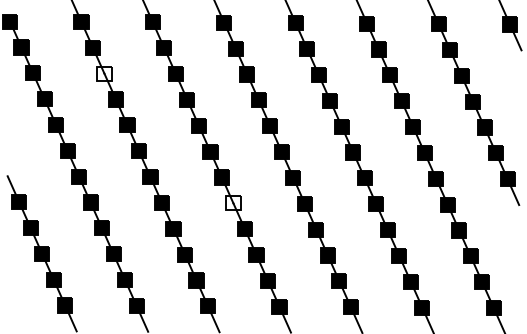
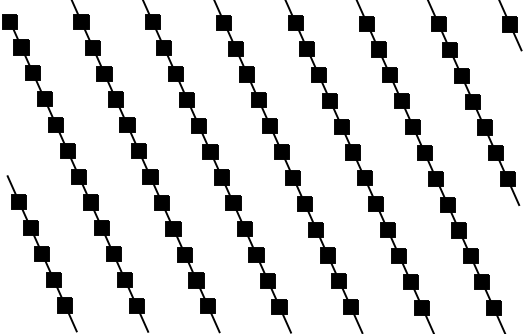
fill: none -> present (104, 73)
fill: none -> present (233, 203)
